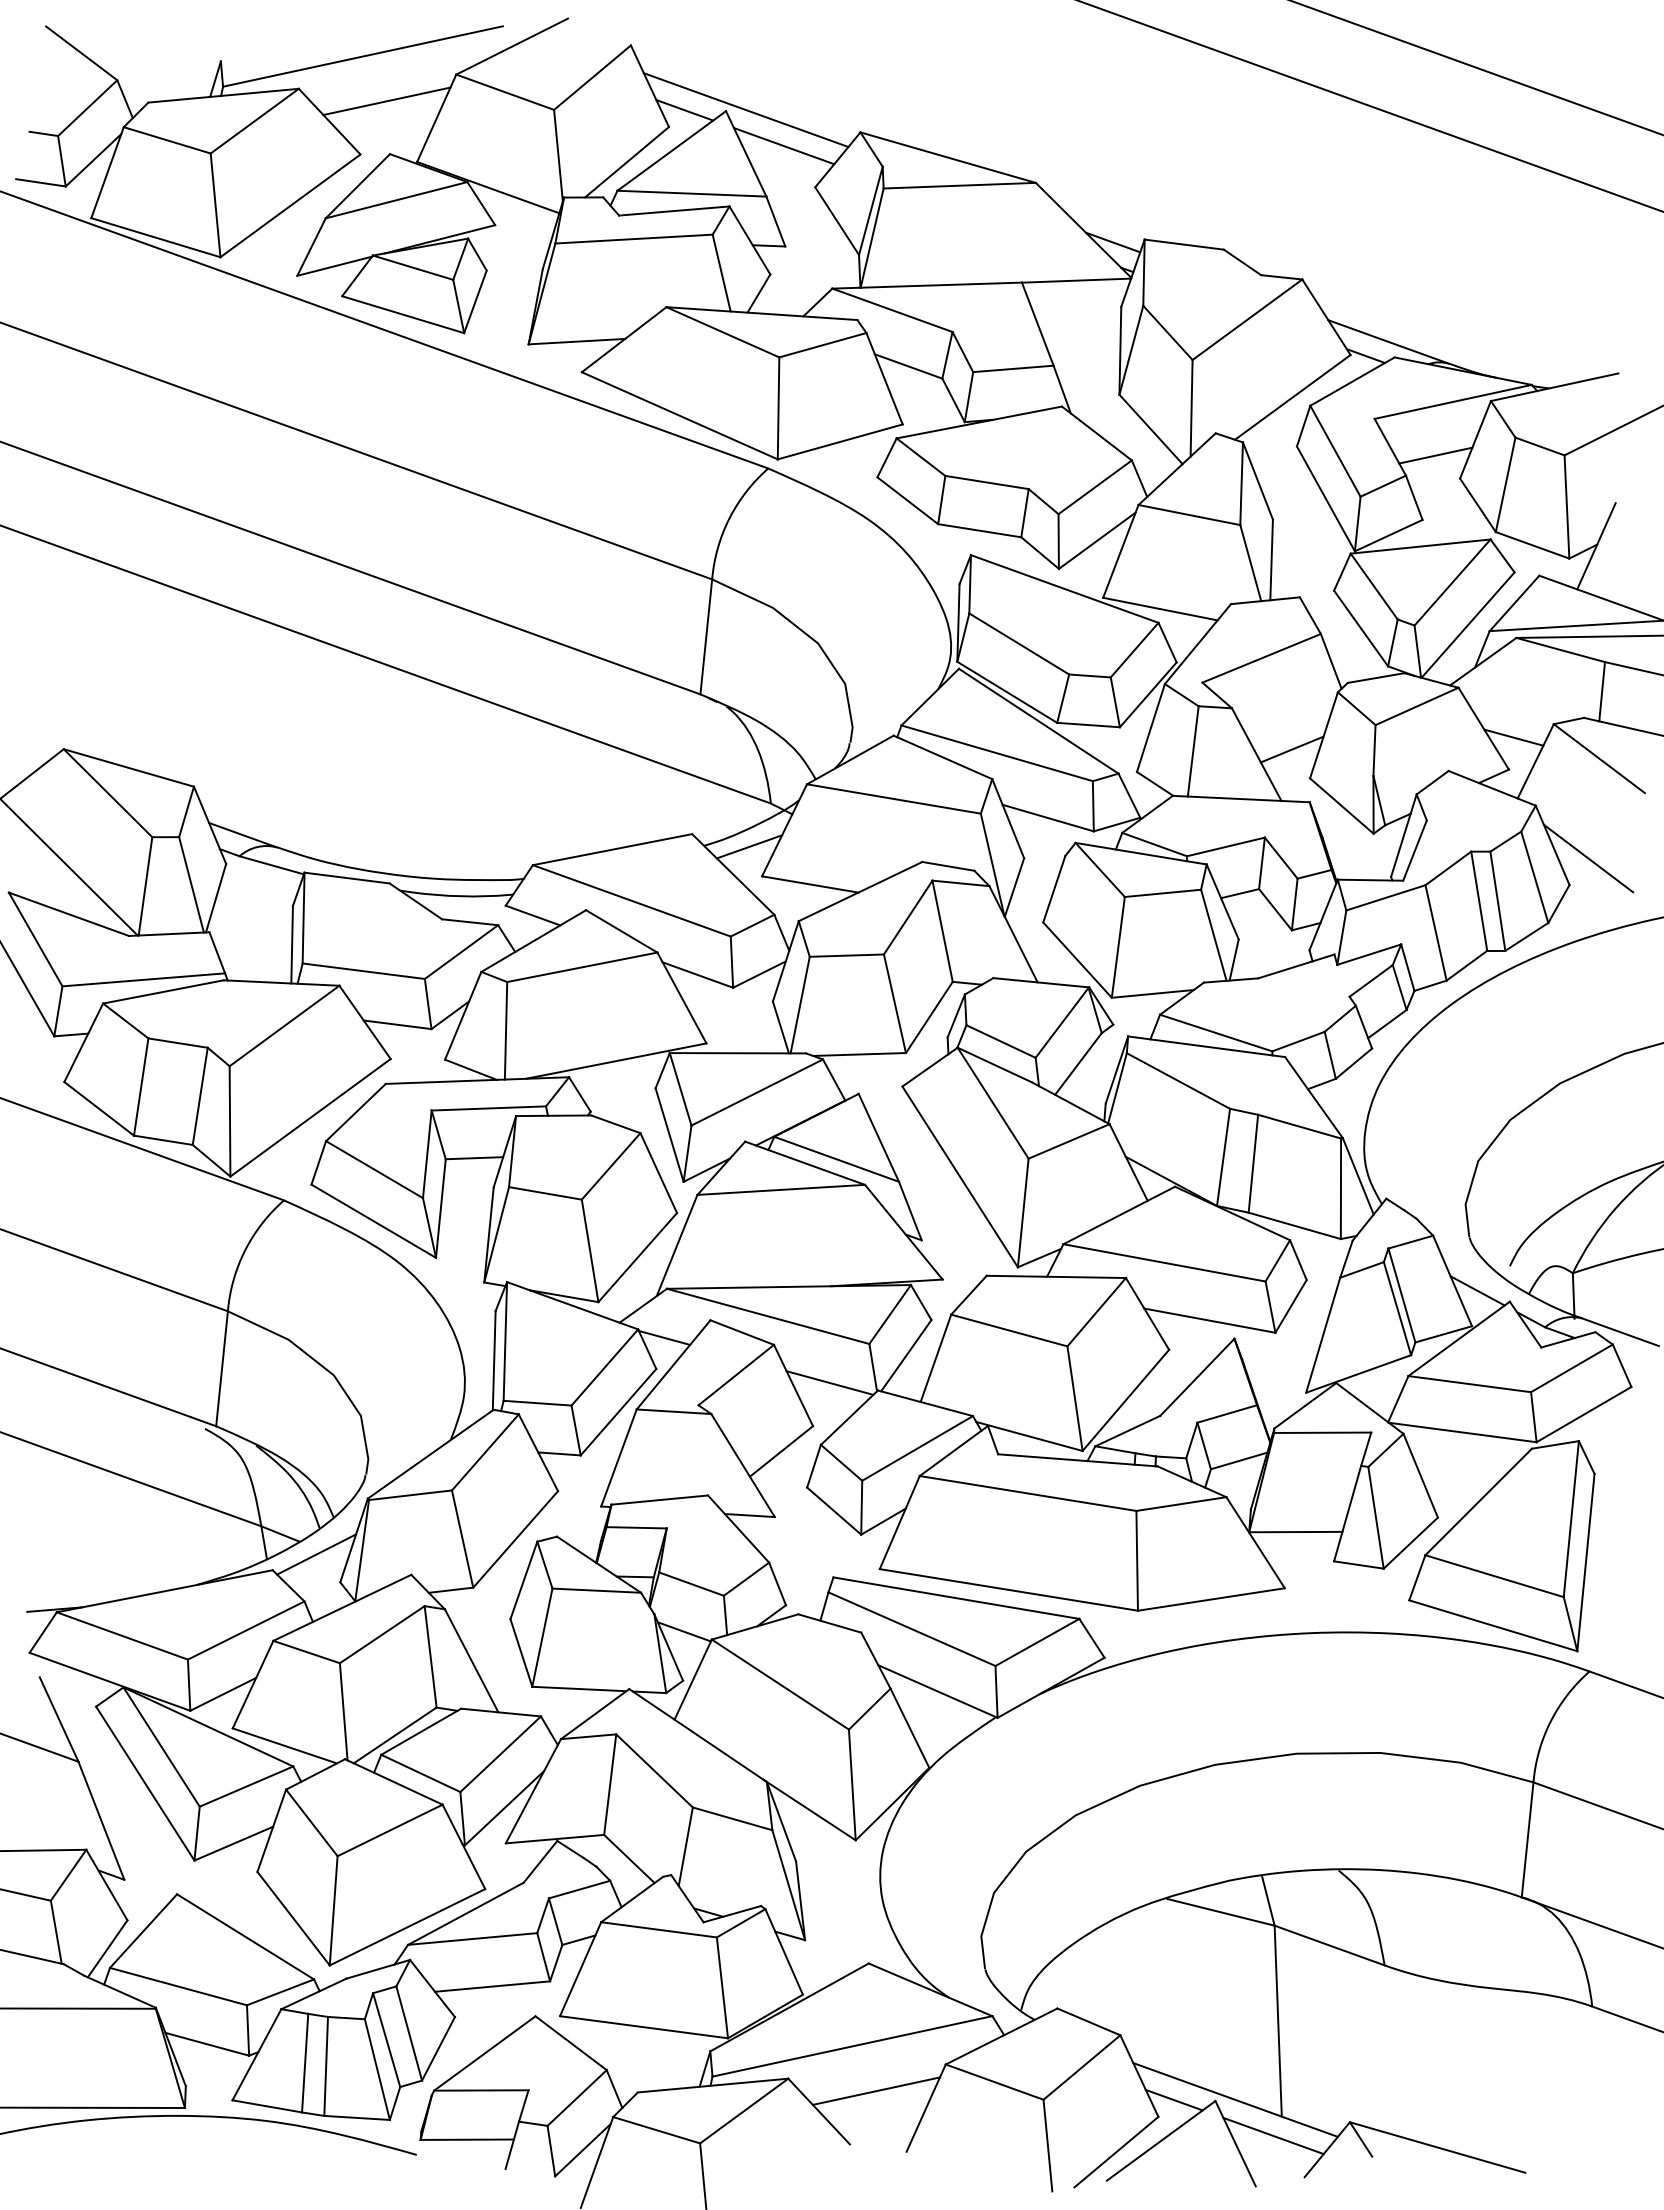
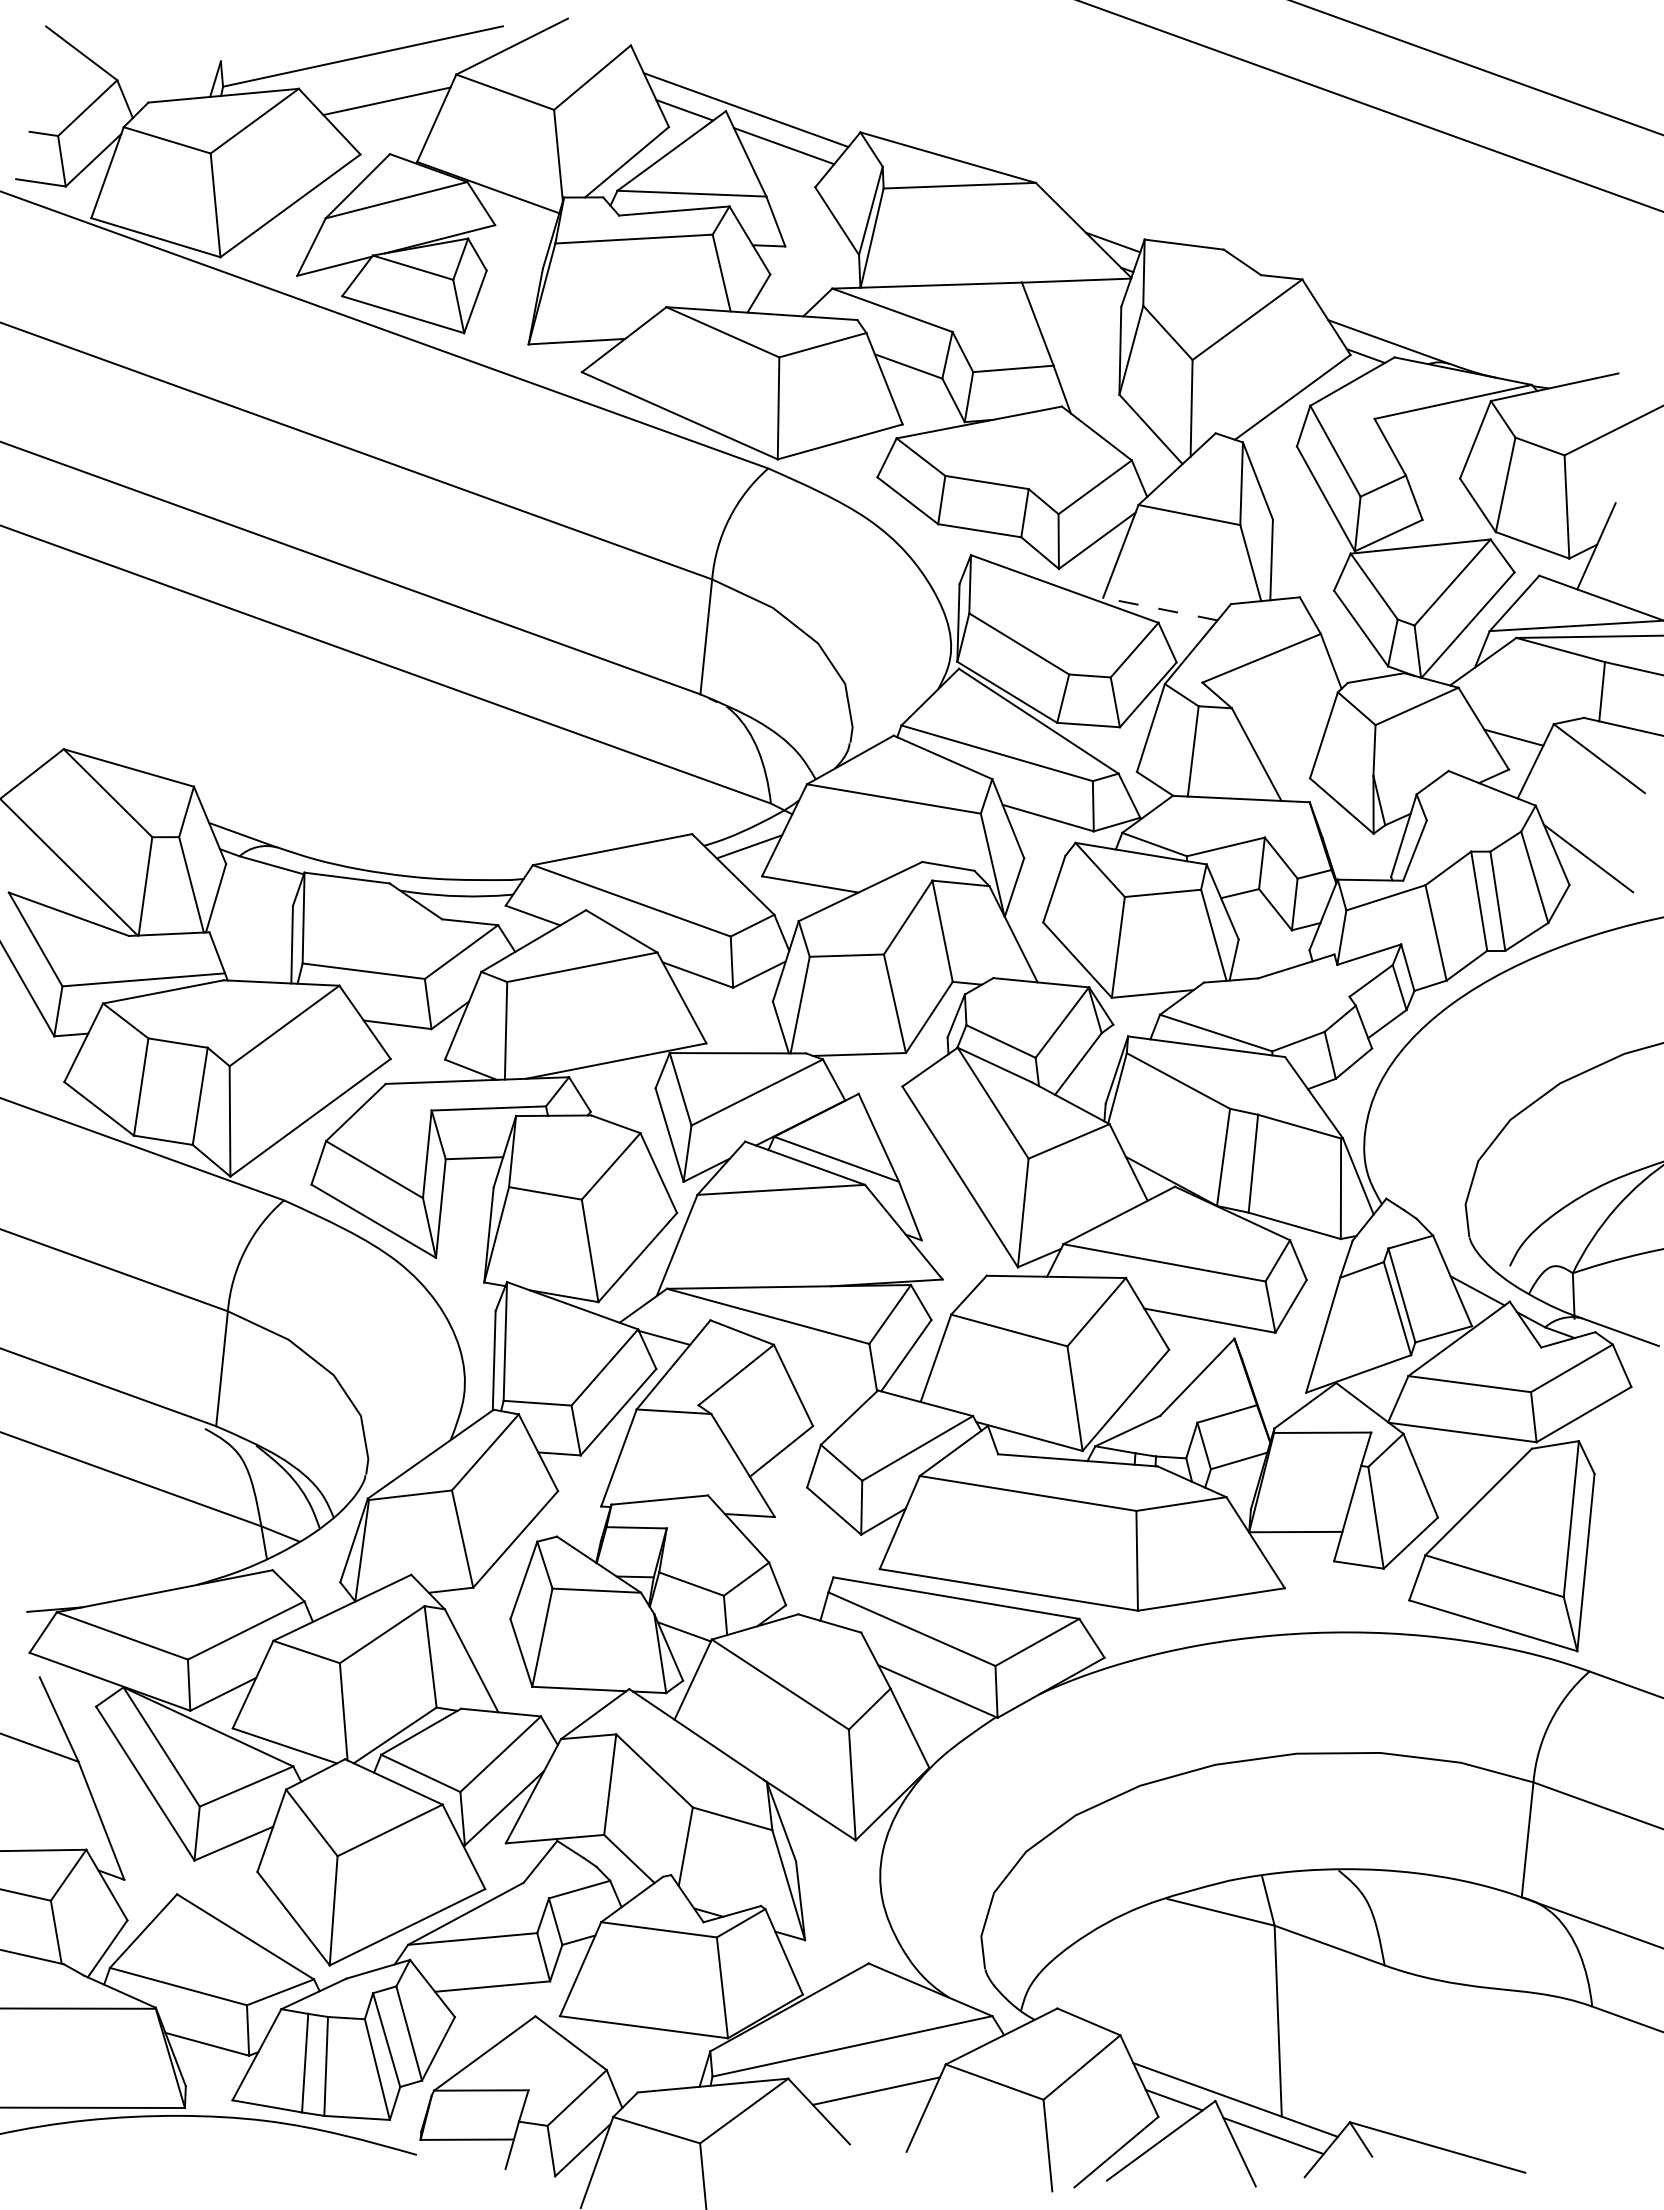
line: present -> none (1435, 455)
line: solid -> dashed (1159, 609)
line: present -> none (1291, 749)
line: present -> none (829, 1382)
line: present -> none (316, 1554)
